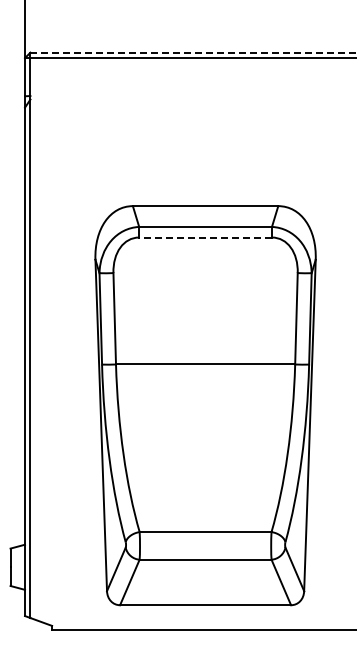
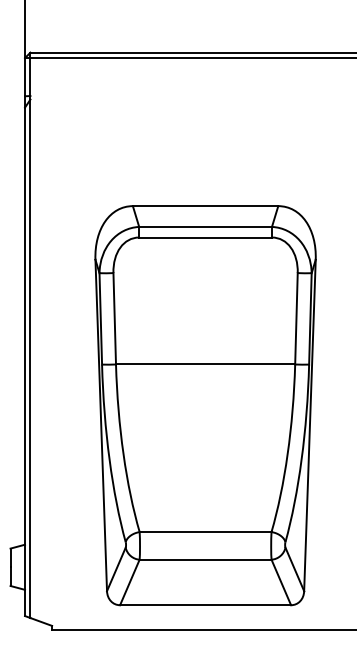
line: dashed -> solid (193, 52)
line: dashed -> solid (205, 237)
